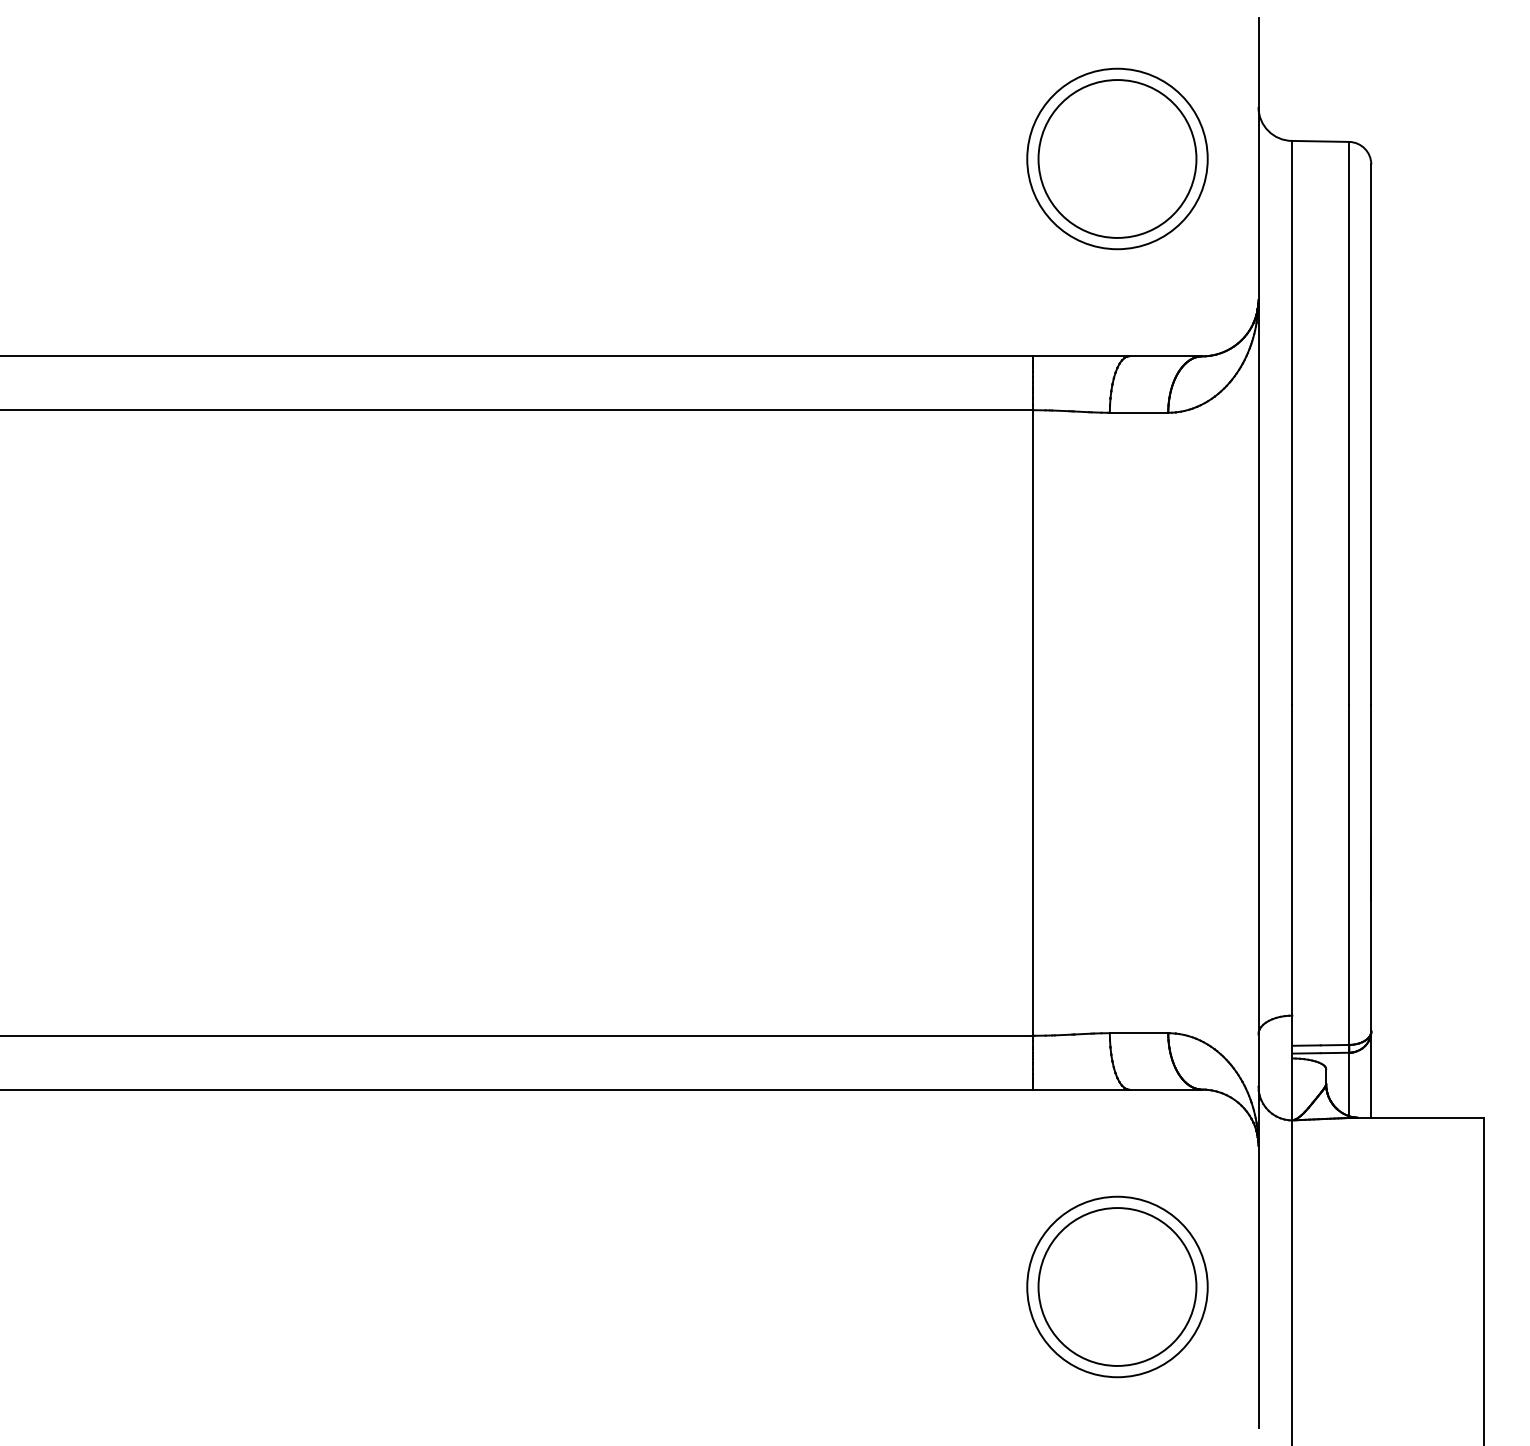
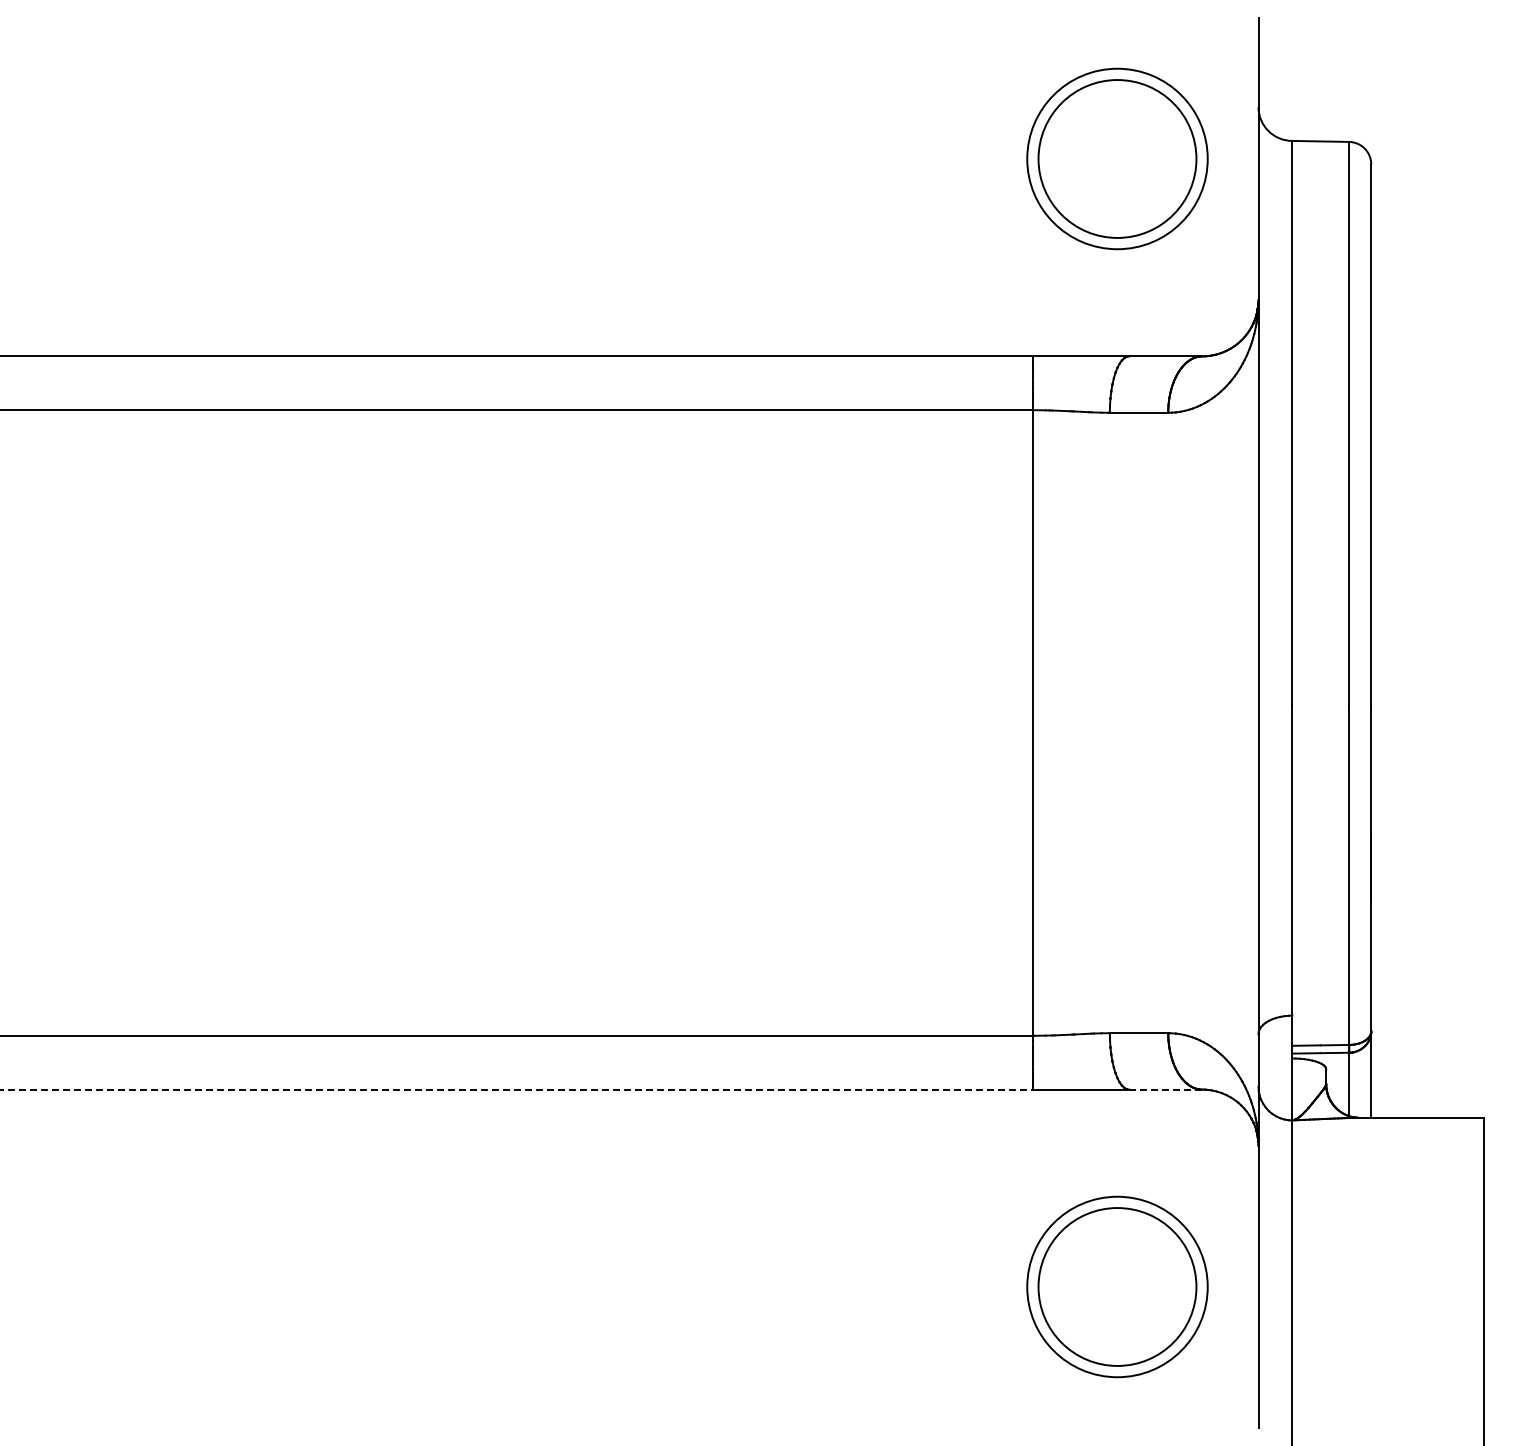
line: solid -> dashed (516, 1089)
line: solid -> dashed (1166, 1089)
